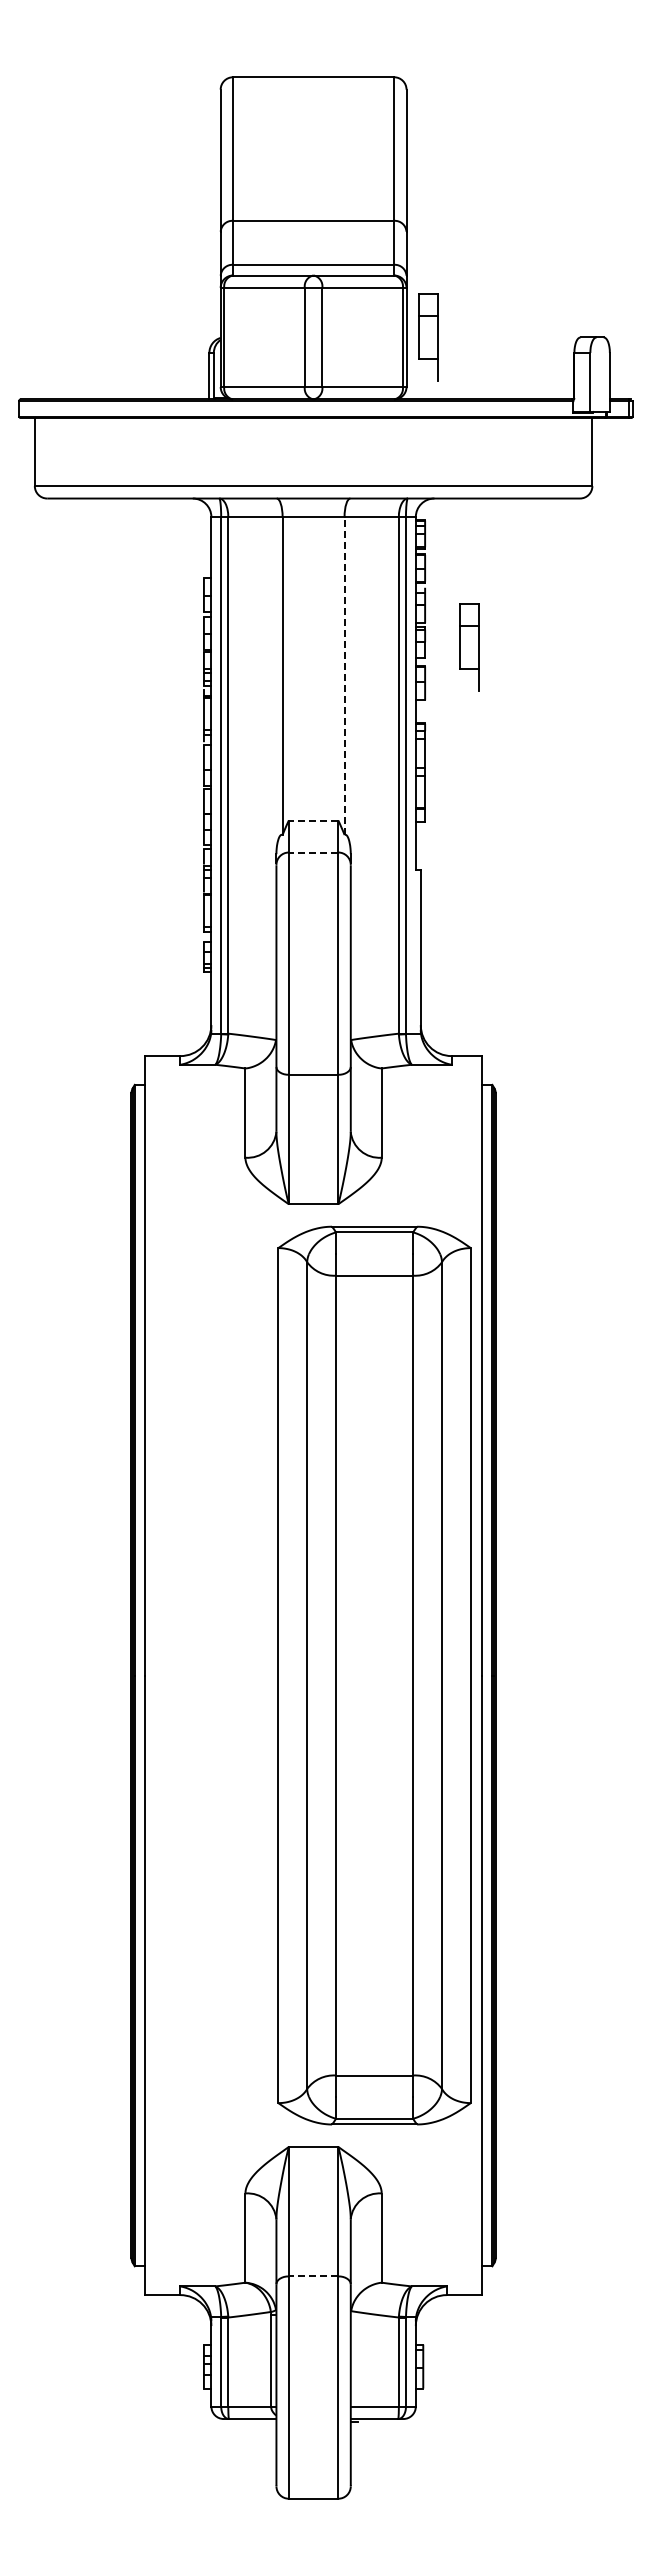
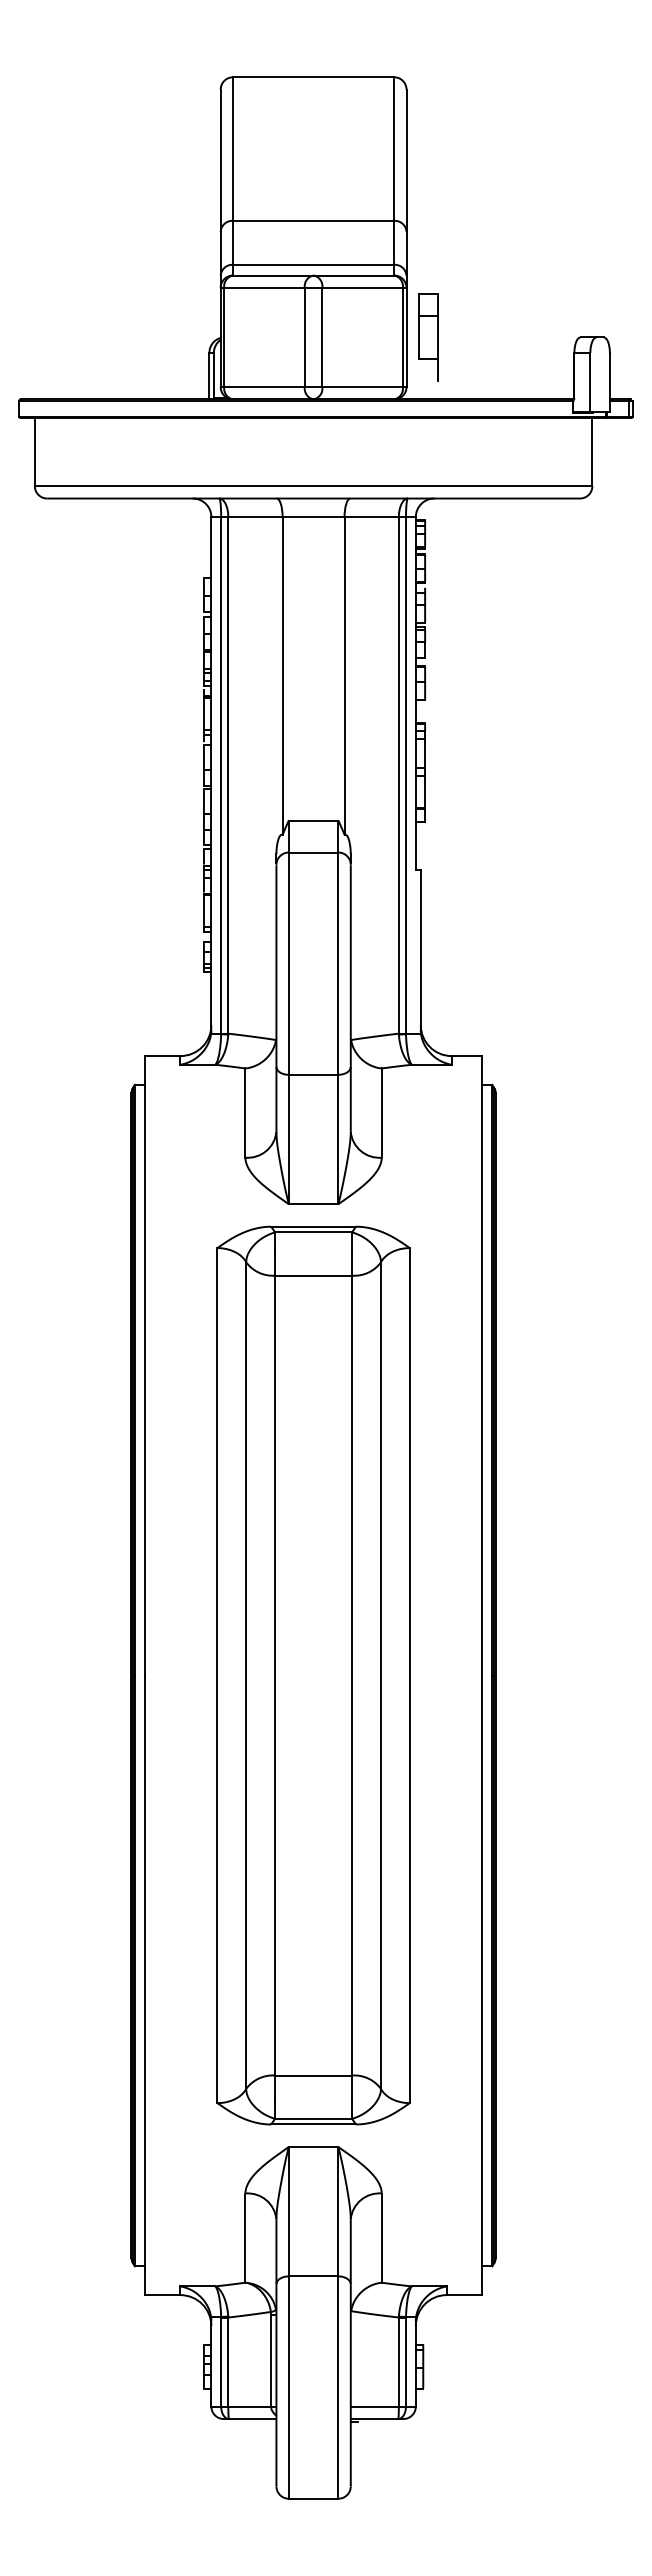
part: present -> none (469, 647)
line: dashed -> solid (344, 676)
line: dashed -> solid (313, 820)
line: dashed -> solid (313, 852)
part position: (374, 1675) -> (313, 1675) (313, 1675)
line: dashed -> solid (313, 2276)
